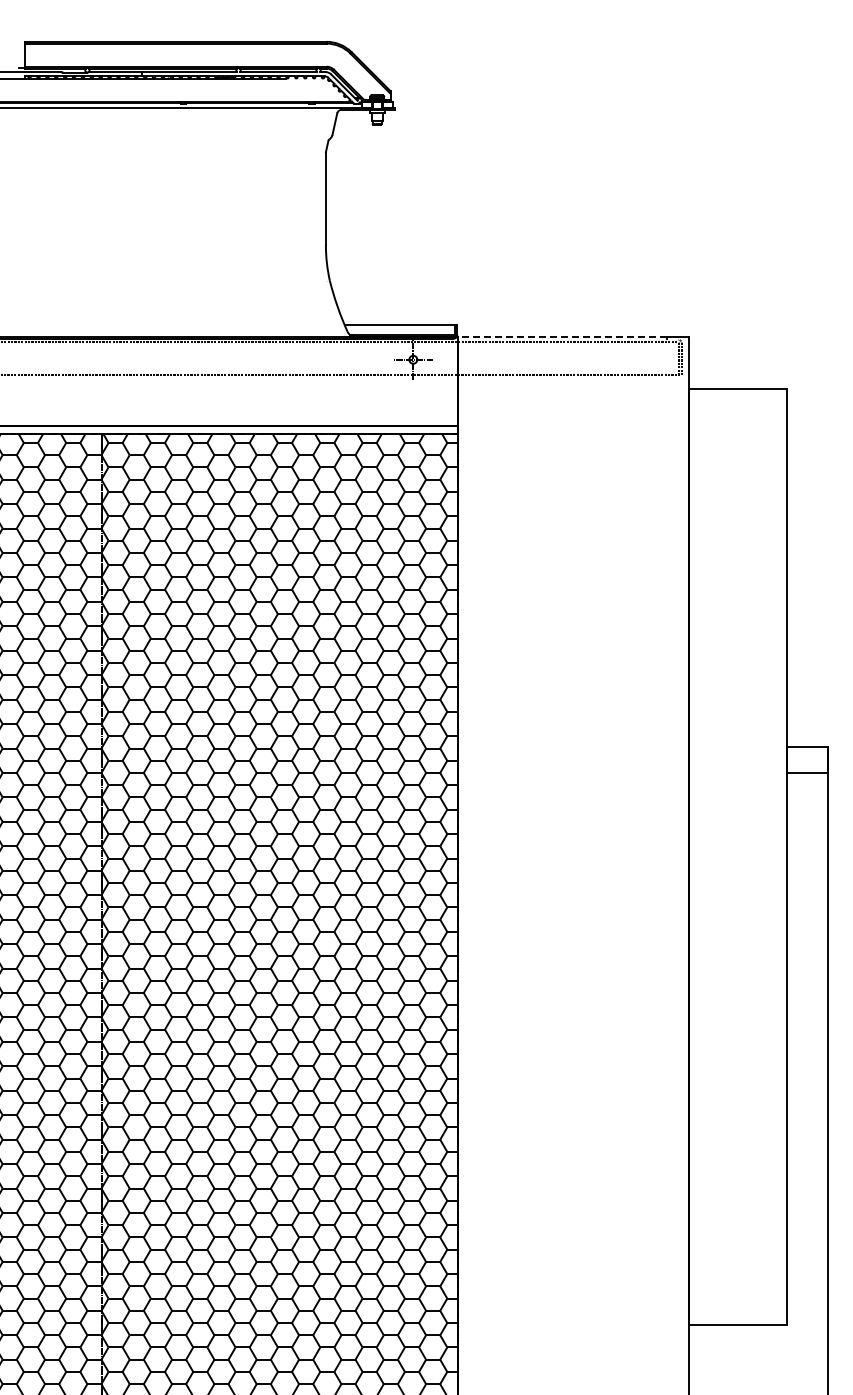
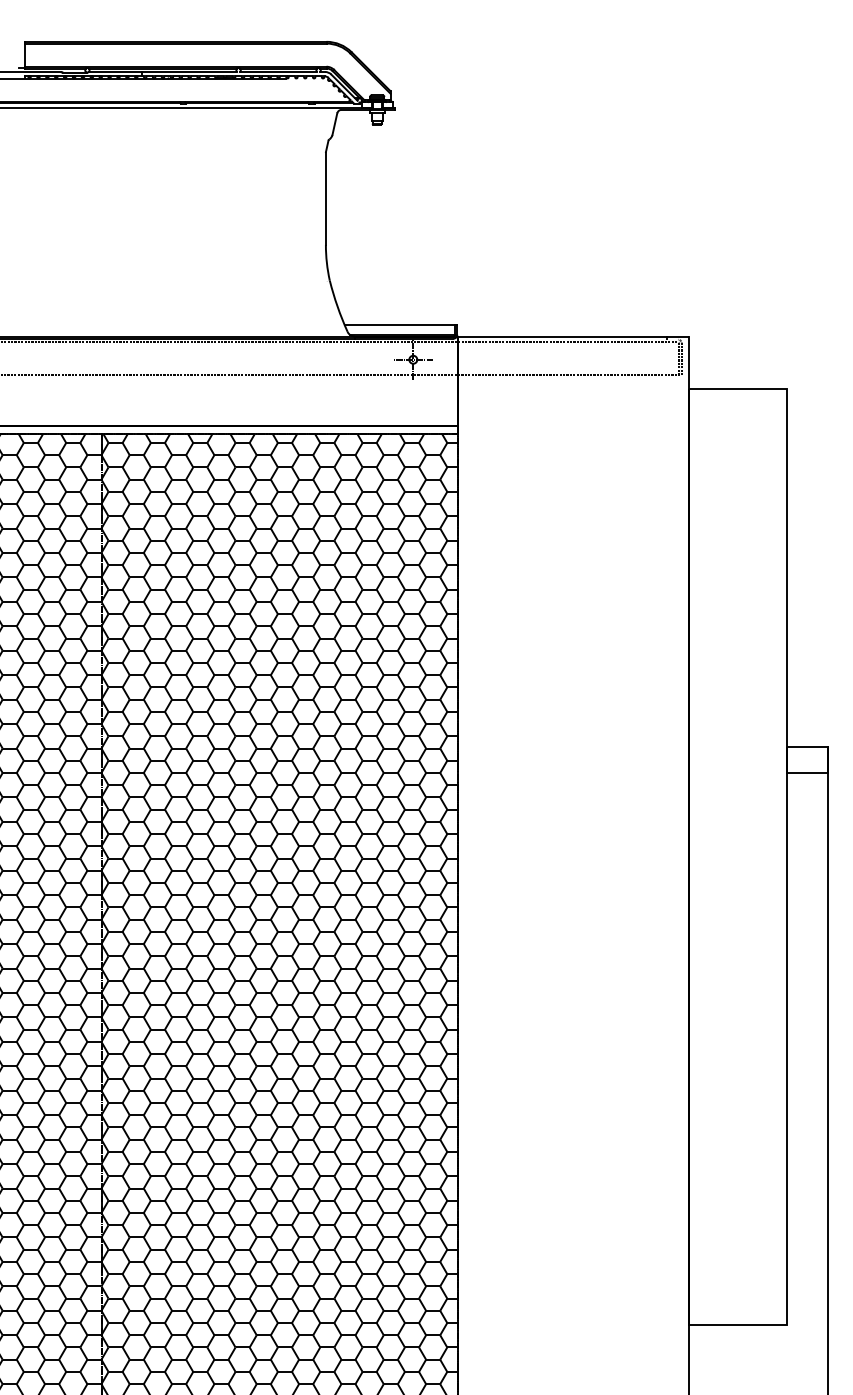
line: dashed -> solid (561, 337)
